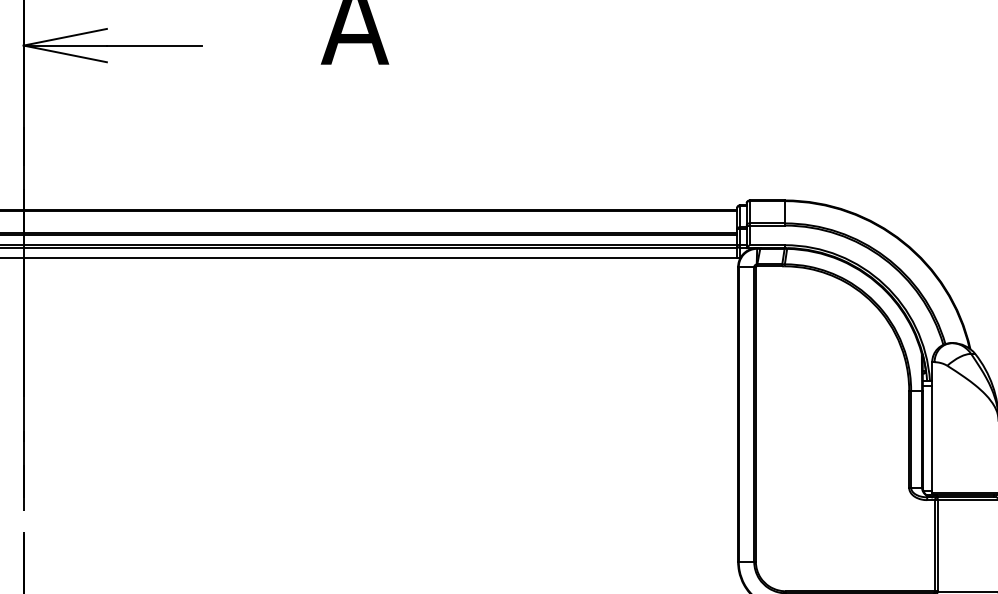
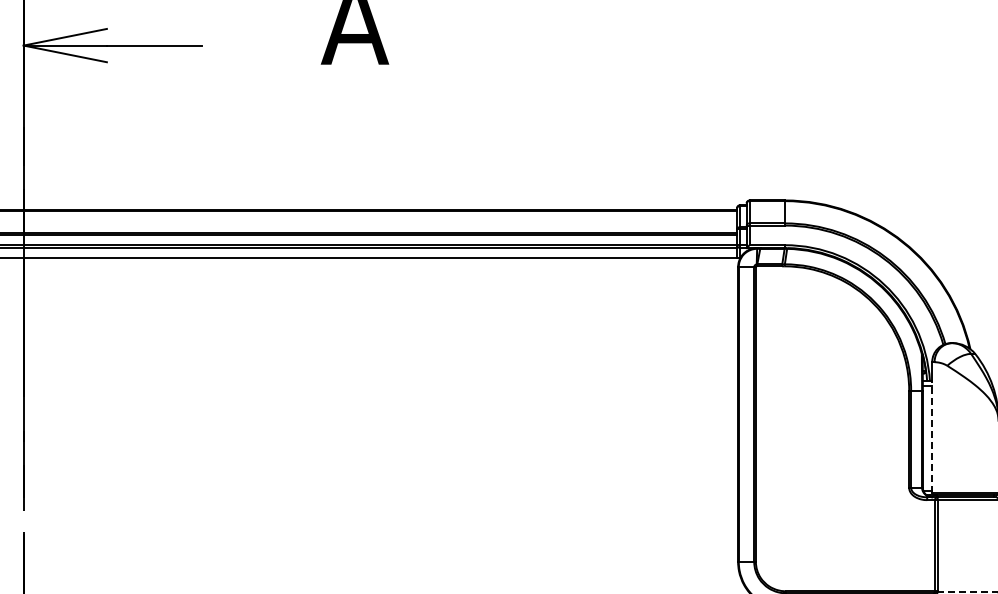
line: solid -> dashed (932, 436)
line: solid -> dashed (967, 592)
